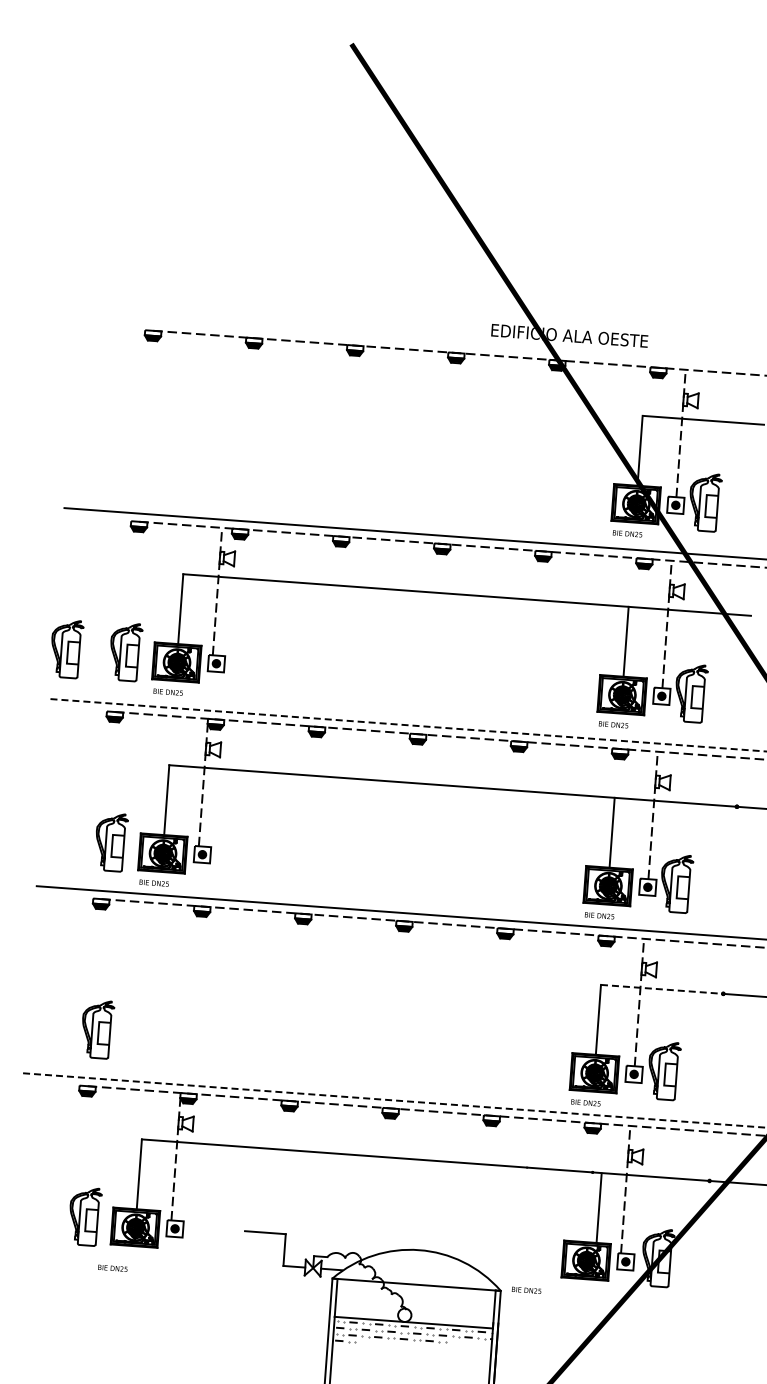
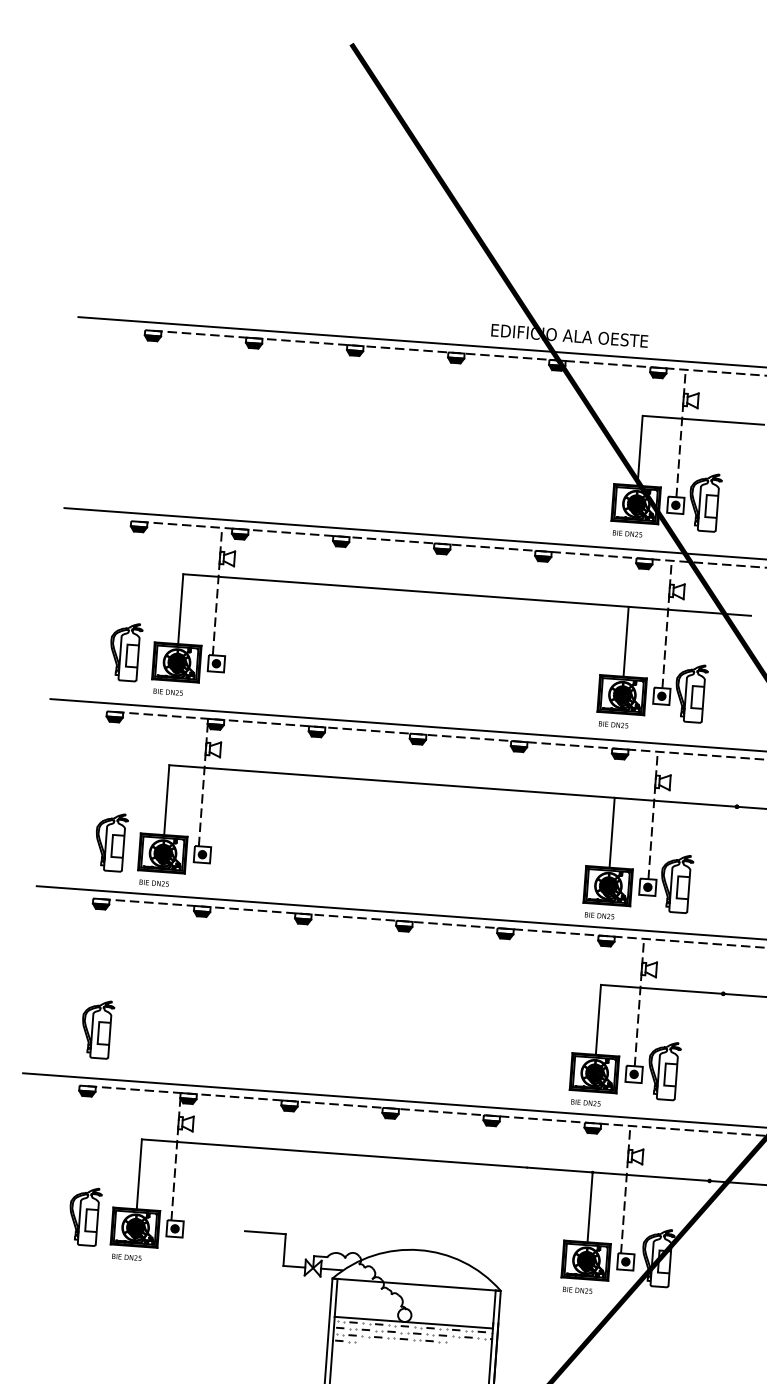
line: none -> present (420, 342)
part: present -> none (67, 649)
line: dashed -> solid (408, 725)
line: dashed -> solid (662, 989)
line: dashed -> solid (394, 1100)
line position: (598, 1208) -> (589, 1207) (589, 1207)
text position: (112, 1267) -> (126, 1256) (126, 1256)
text position: (526, 1289) -> (577, 1289) (577, 1289)
